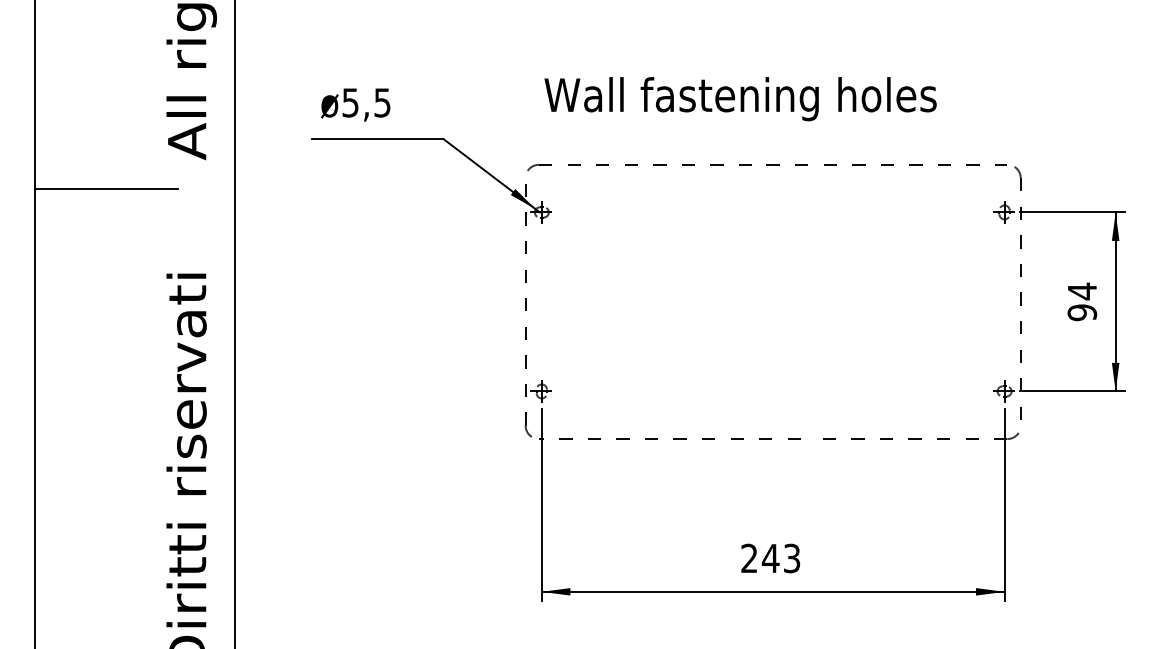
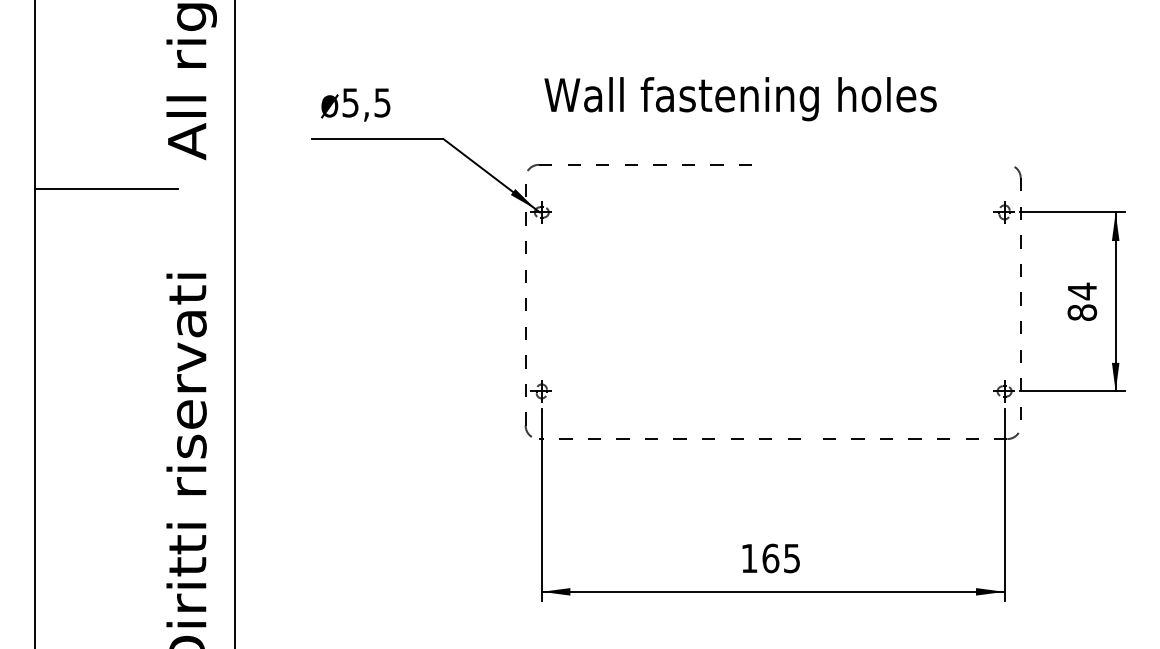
line: present -> none (886, 164)
text: 94 -> 84 (1082, 312)
text: 243 -> 165 (770, 558)
